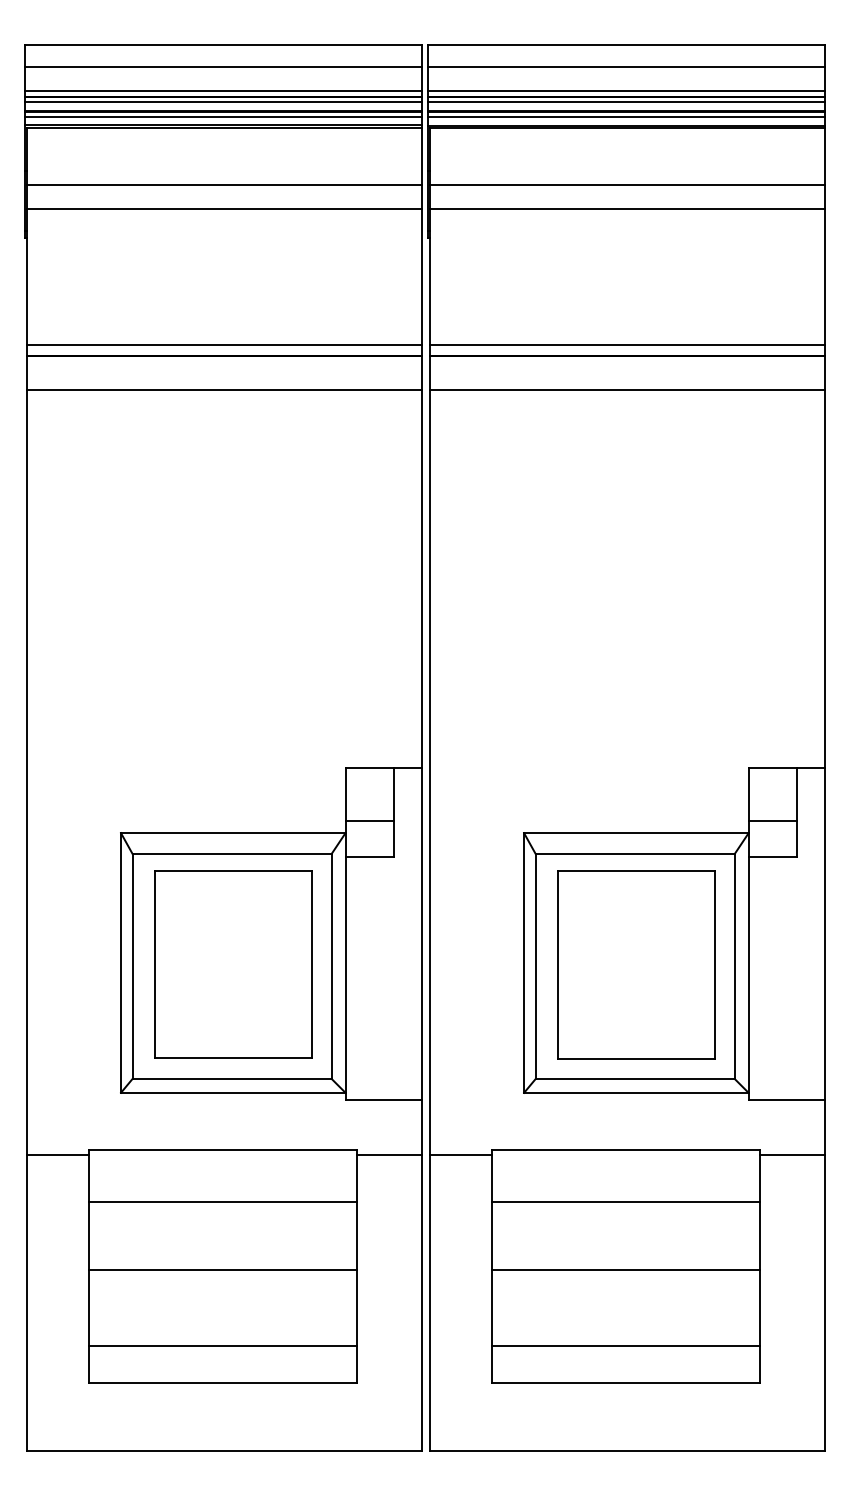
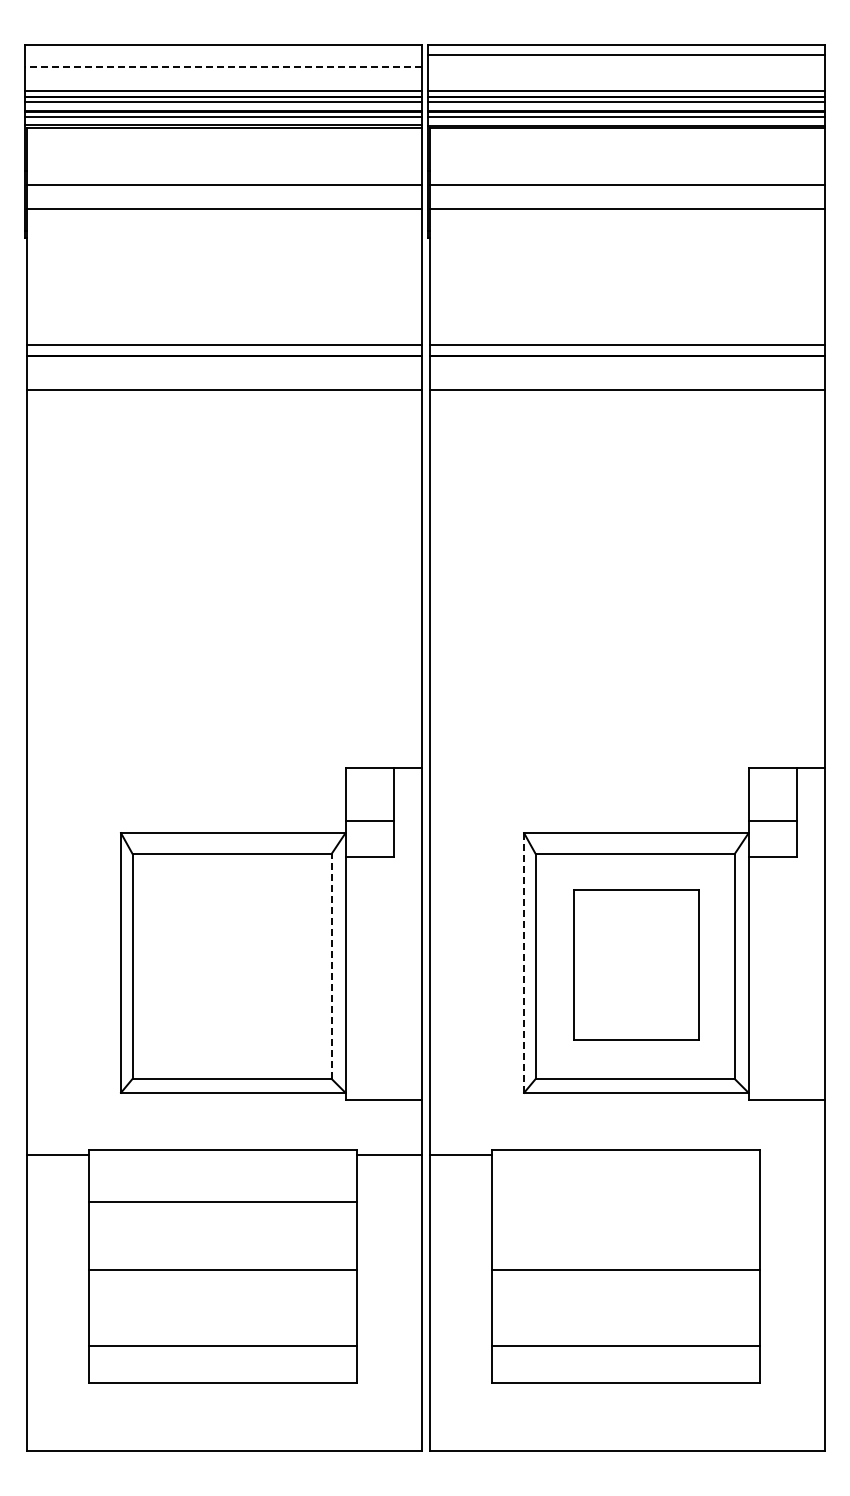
line: solid -> dashed (222, 67)
line position: (626, 67) -> (626, 55) (626, 55)
line: solid -> dashed (524, 963)
part: present -> none (233, 964)
part size: 159x190 px -> 127x152 px (636, 964)
line: solid -> dashed (331, 966)
line: present -> none (792, 1155)
line: present -> none (625, 1201)
